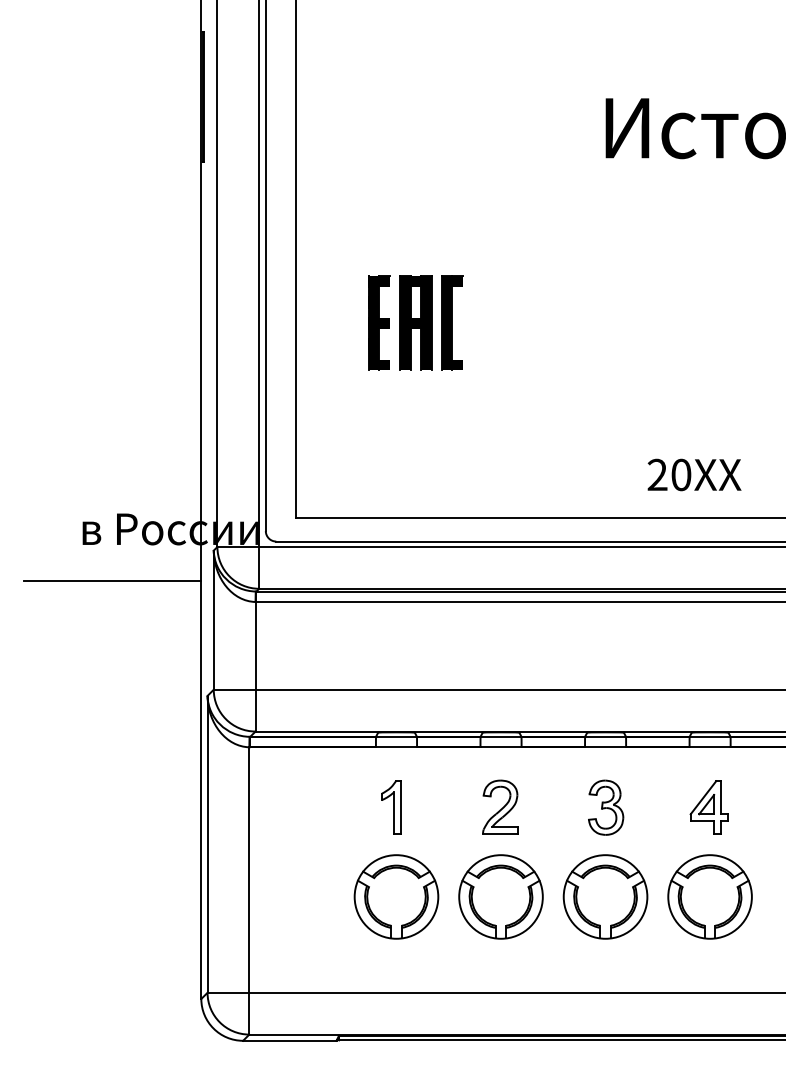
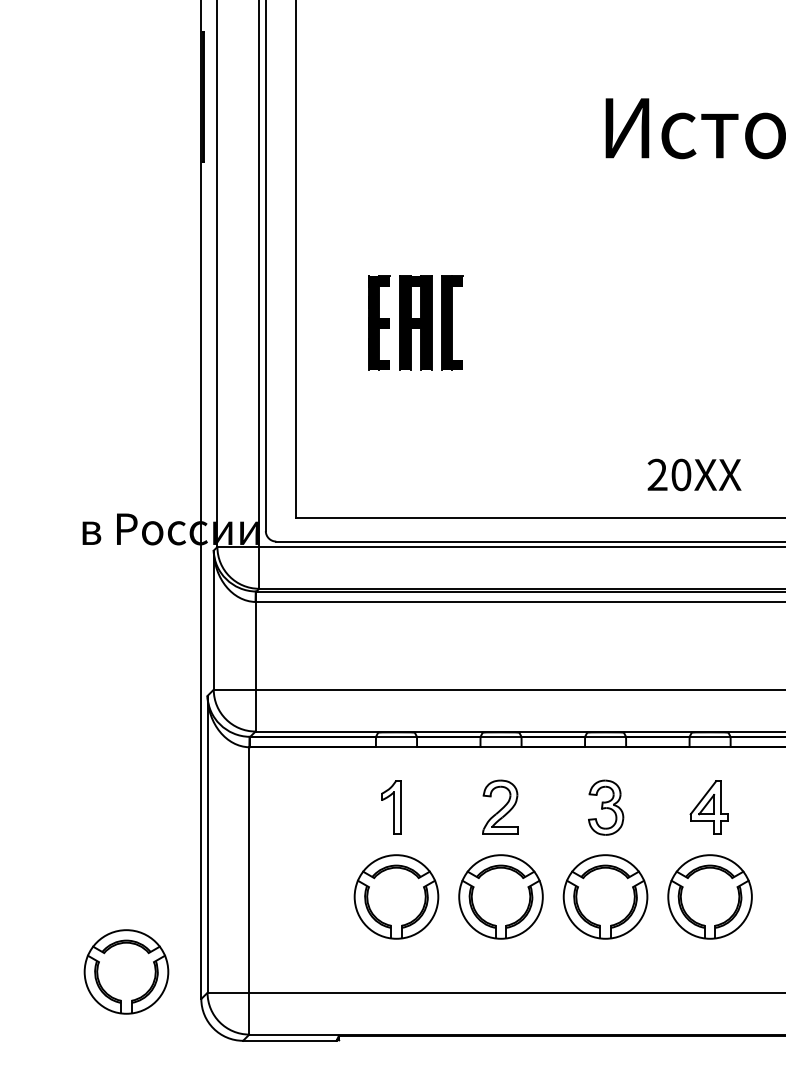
line: present -> none (112, 580)
part: none -> present (126, 971)
line: present -> none (560, 1040)
